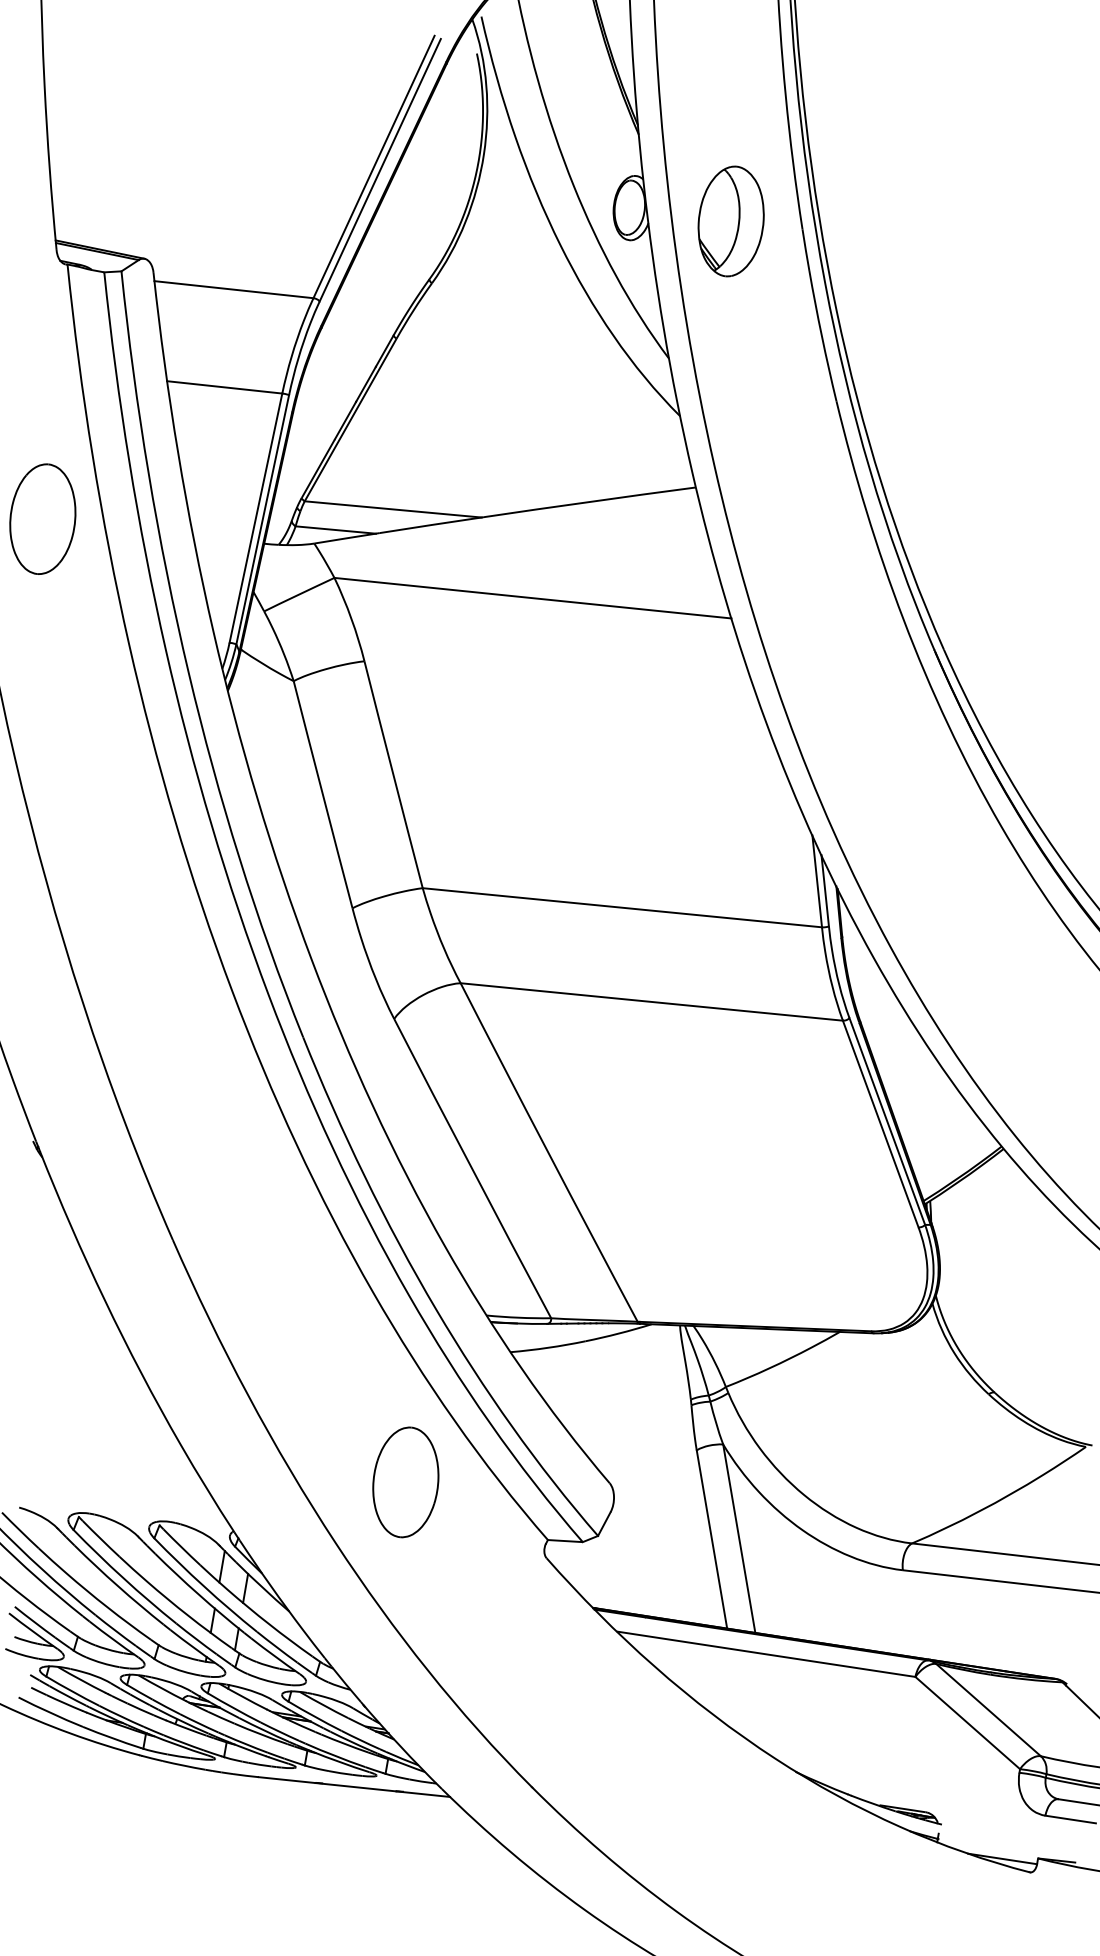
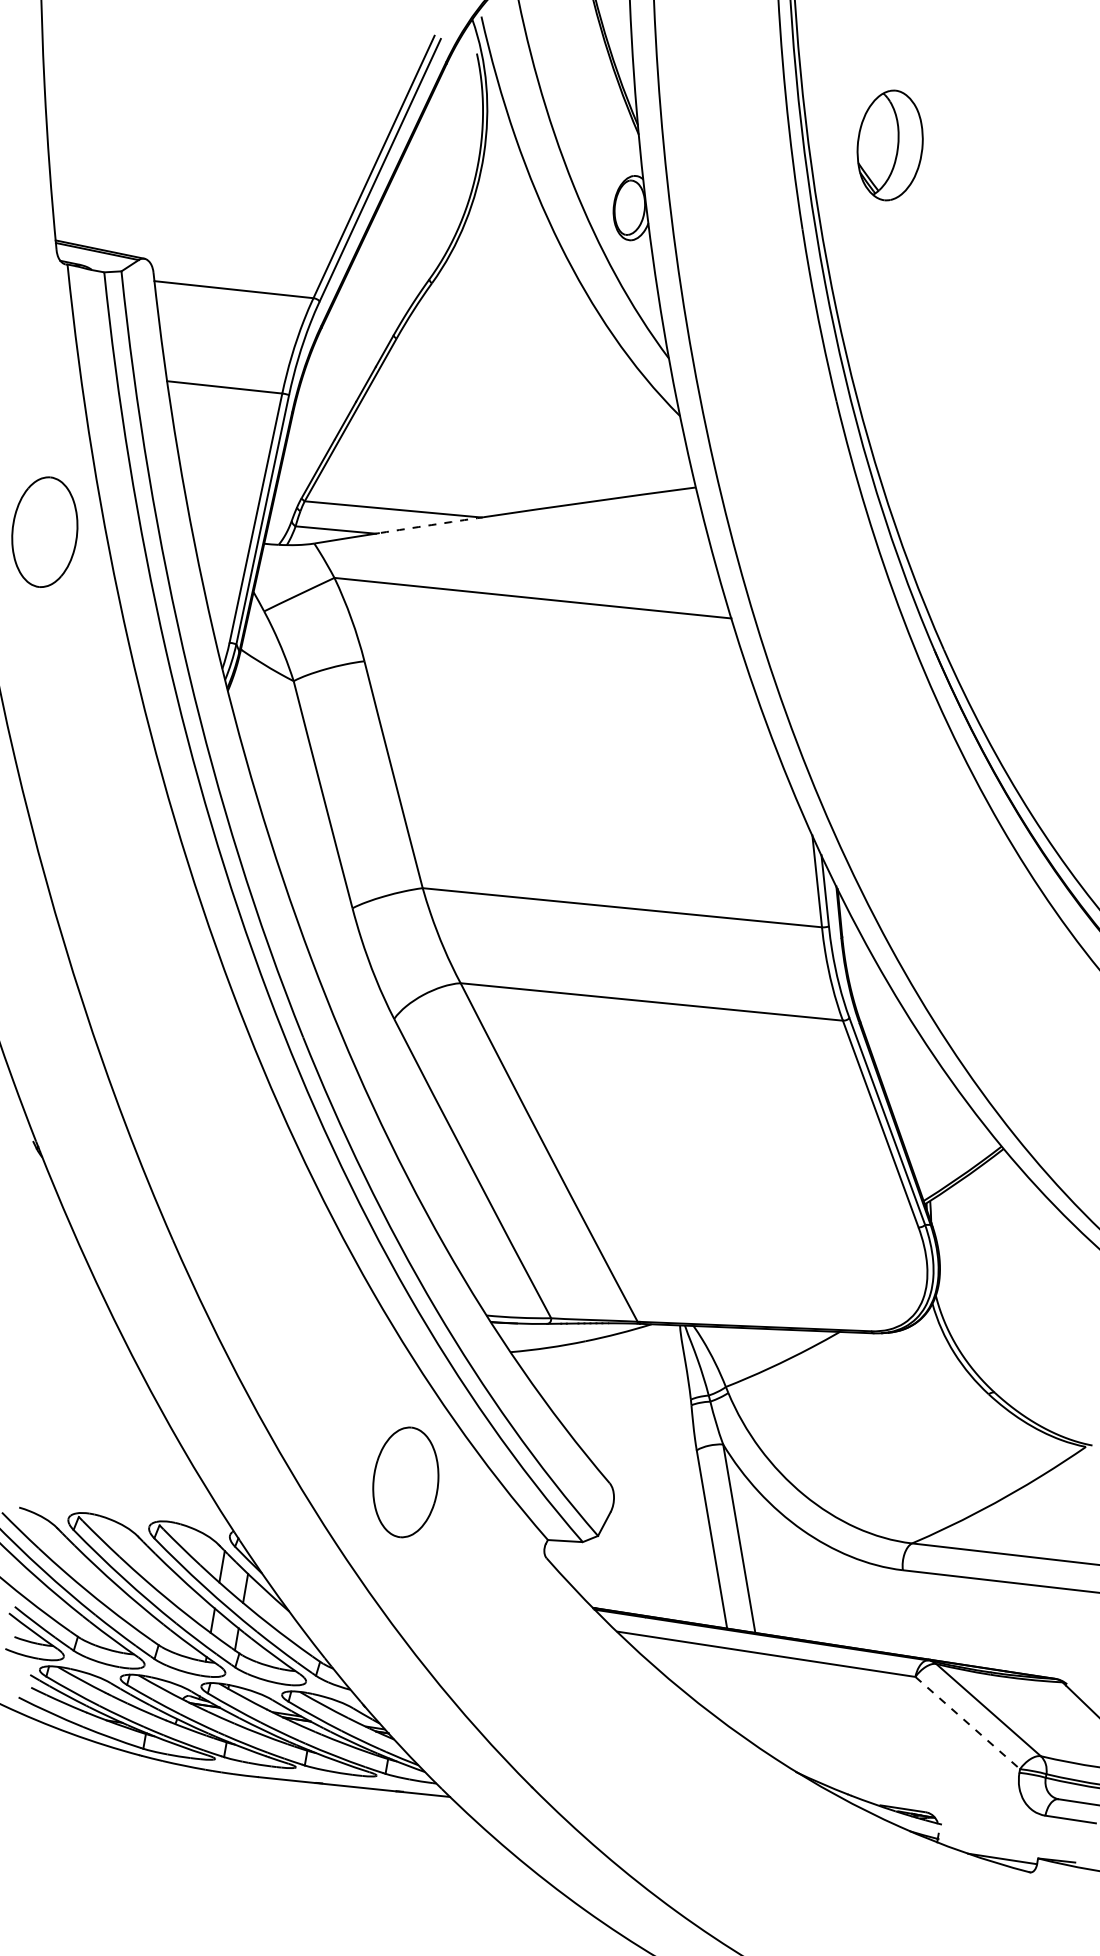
part position: (730, 221) -> (889, 145) (889, 145)
part position: (42, 518) -> (44, 531) (44, 531)
arc: solid -> dashed (431, 525)
line: solid -> dashed (967, 1723)
